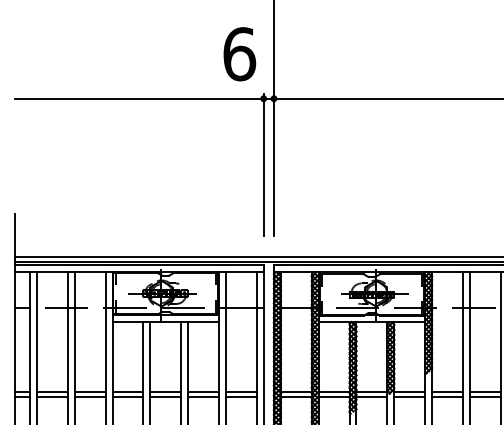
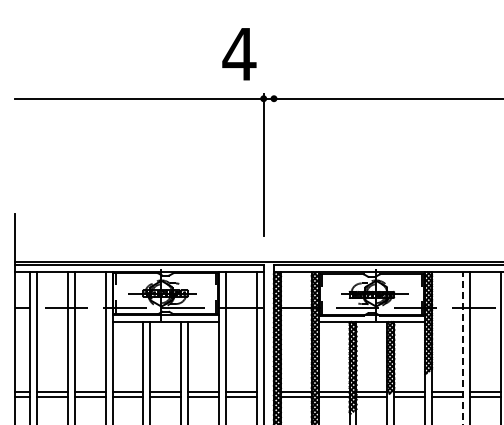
text: 6 -> 4 (239, 54)
line: present -> none (274, 119)
line: present -> none (257, 256)
line: solid -> dashed (462, 348)
